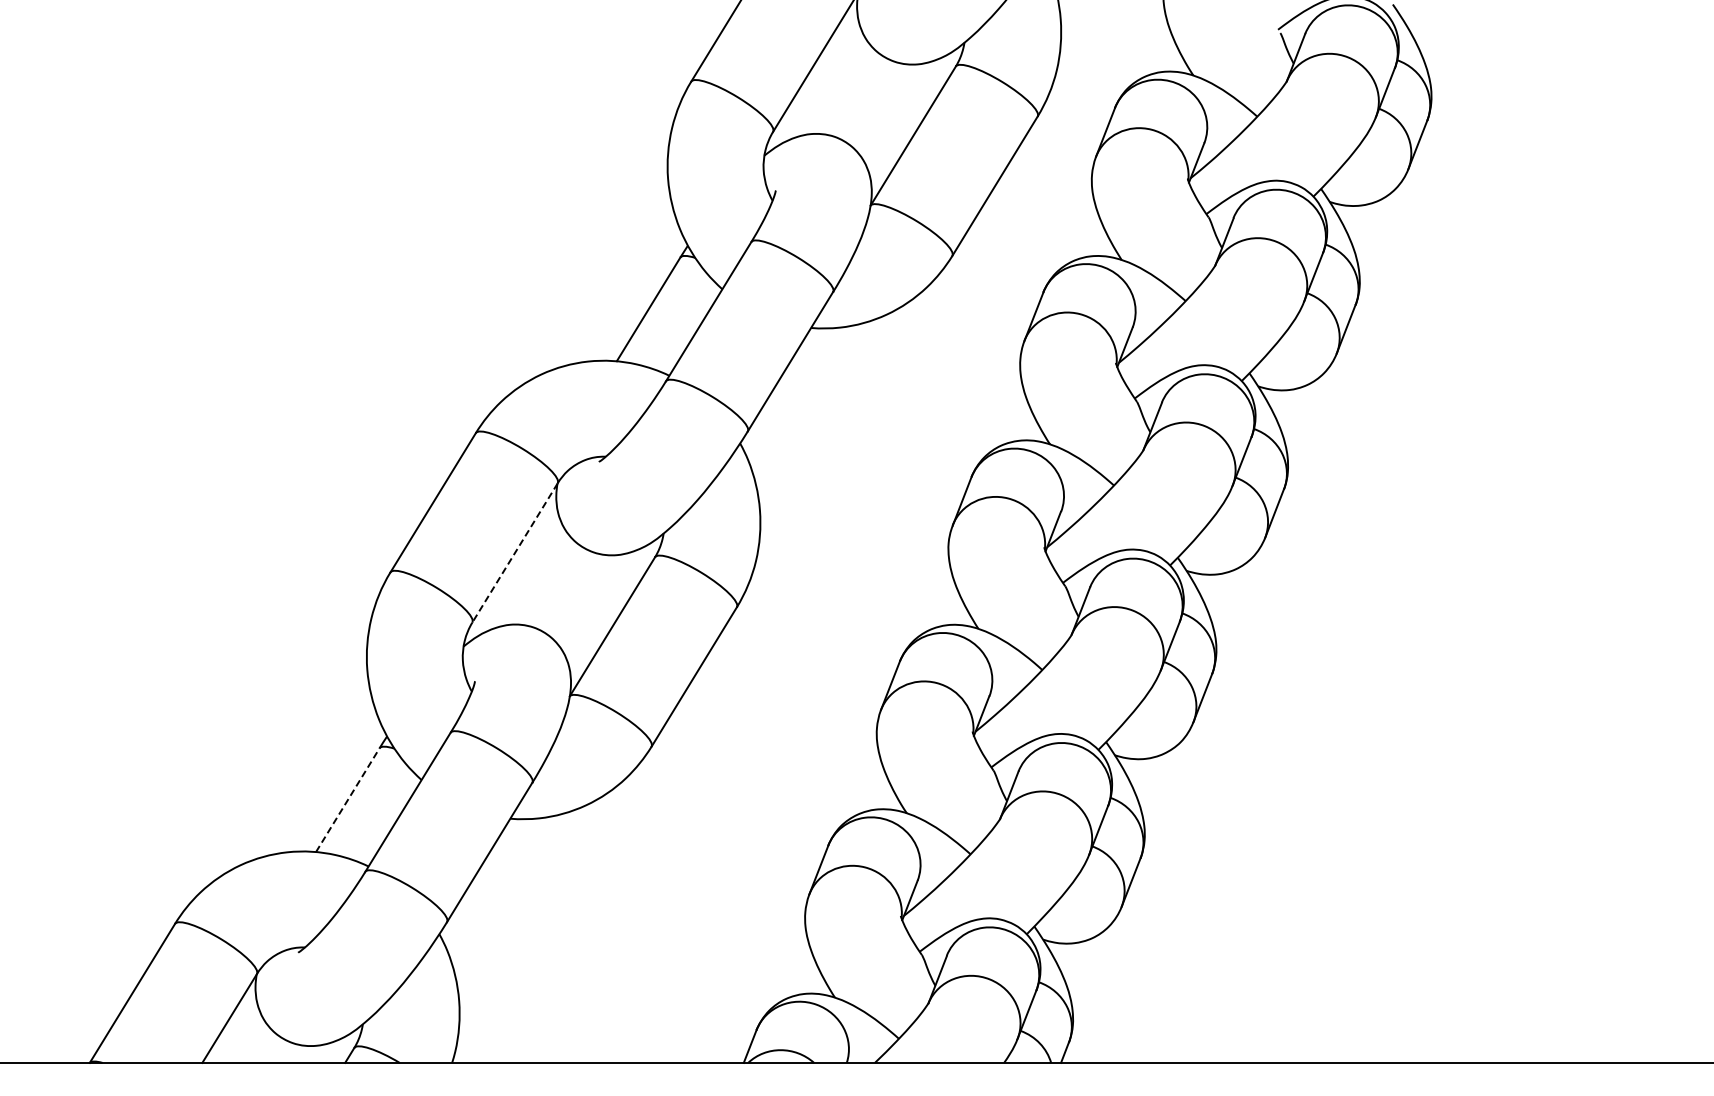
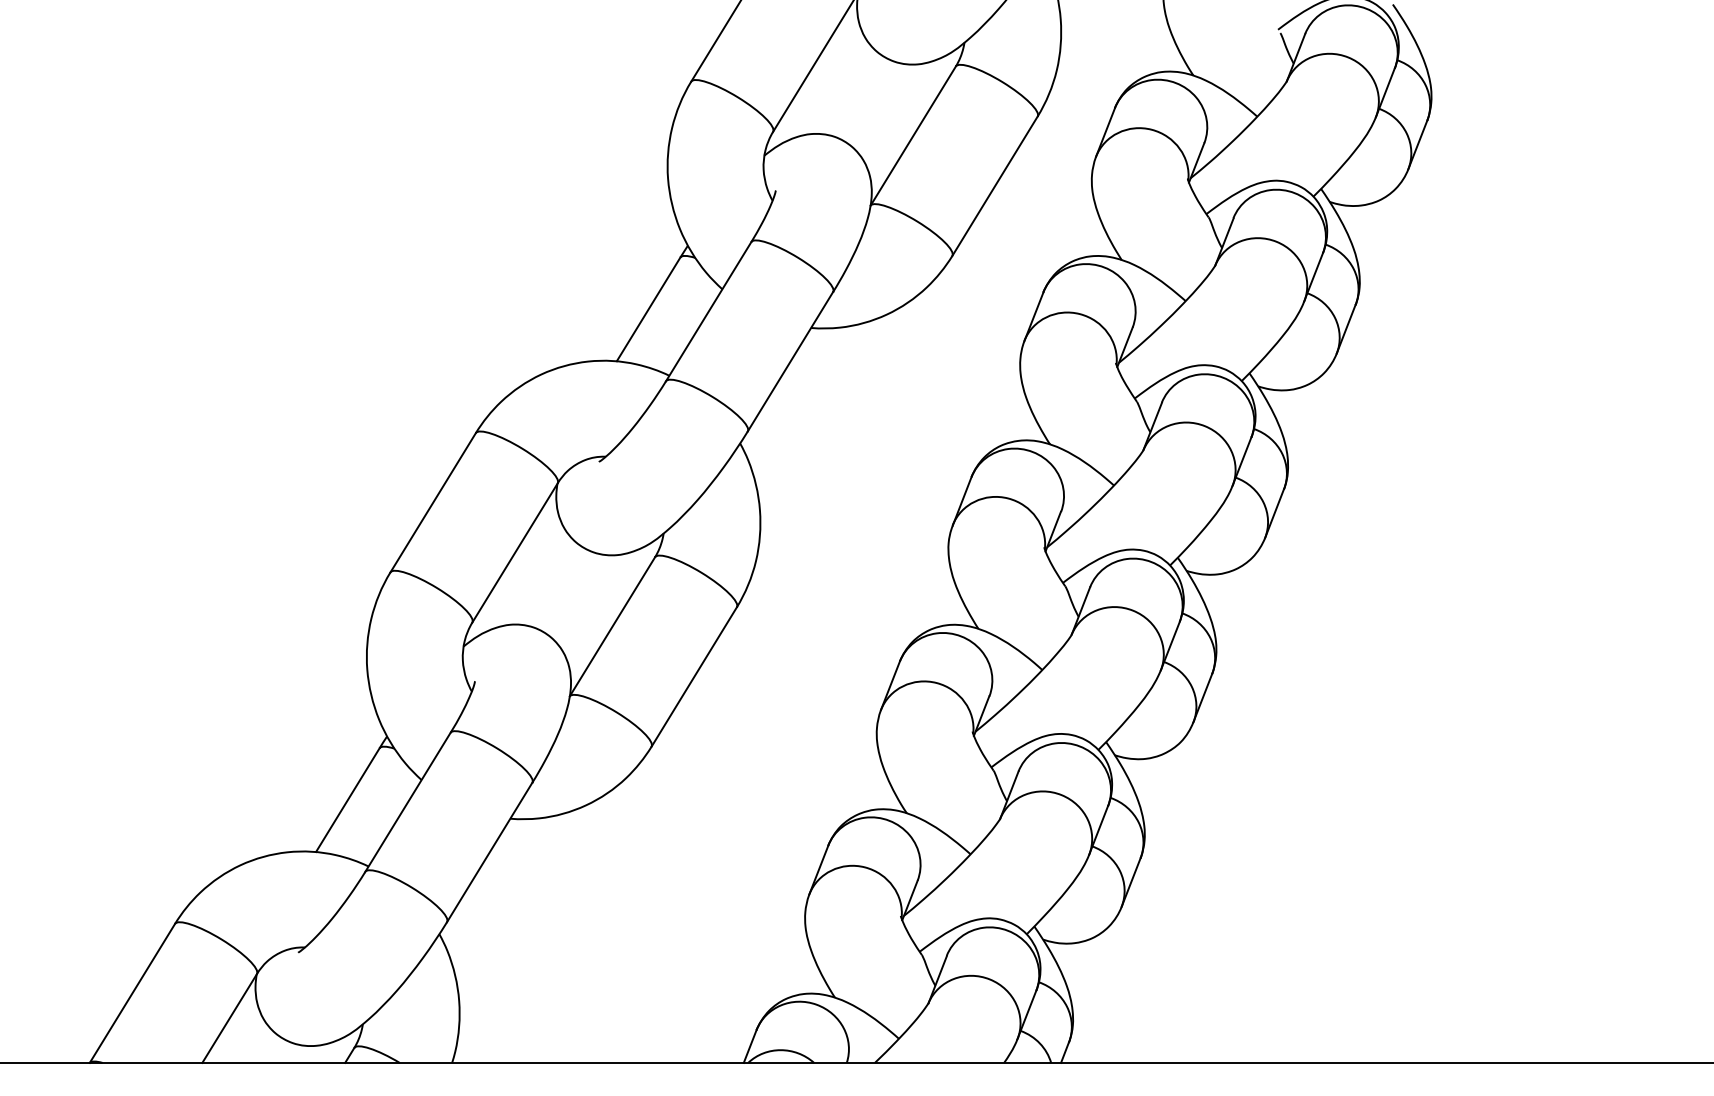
line: dashed -> solid (514, 553)
line: dashed -> solid (347, 800)
